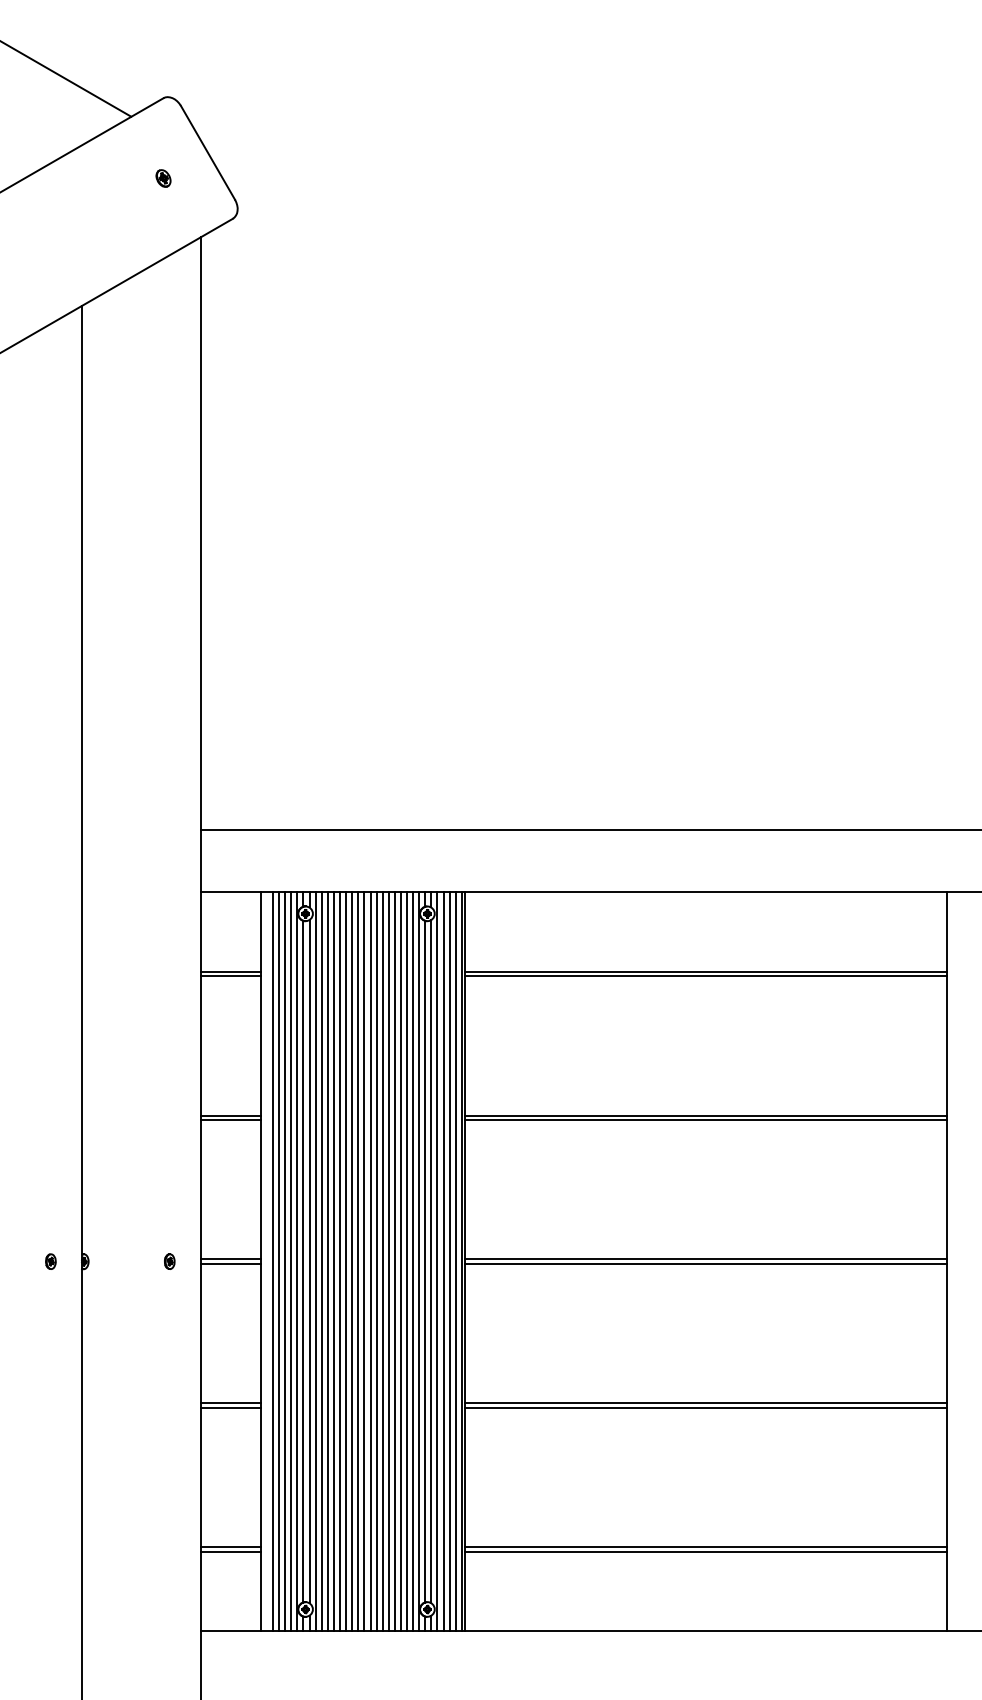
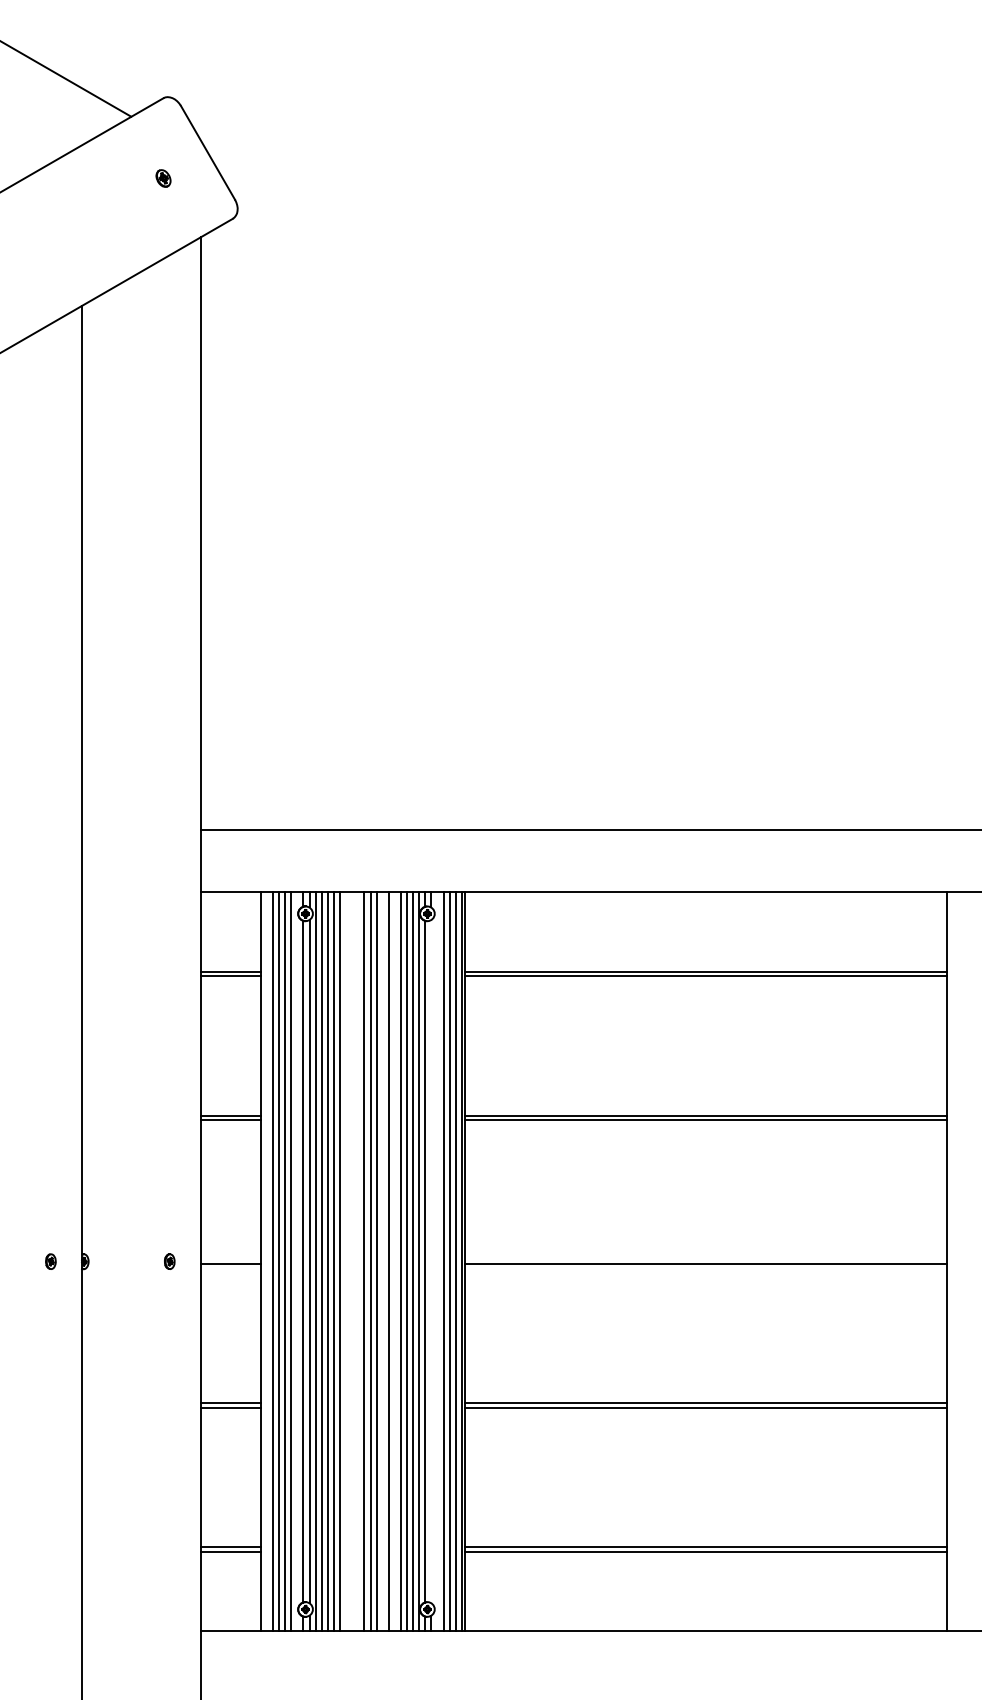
line: present -> none (230, 1259)
line: present -> none (705, 1259)
line: present -> none (297, 1261)
line: present -> none (346, 1261)
line: present -> none (352, 1261)
line: present -> none (358, 1261)
line: present -> none (382, 1261)
line: present -> none (394, 1261)
line: present -> none (431, 1261)
line: present -> none (437, 1261)
